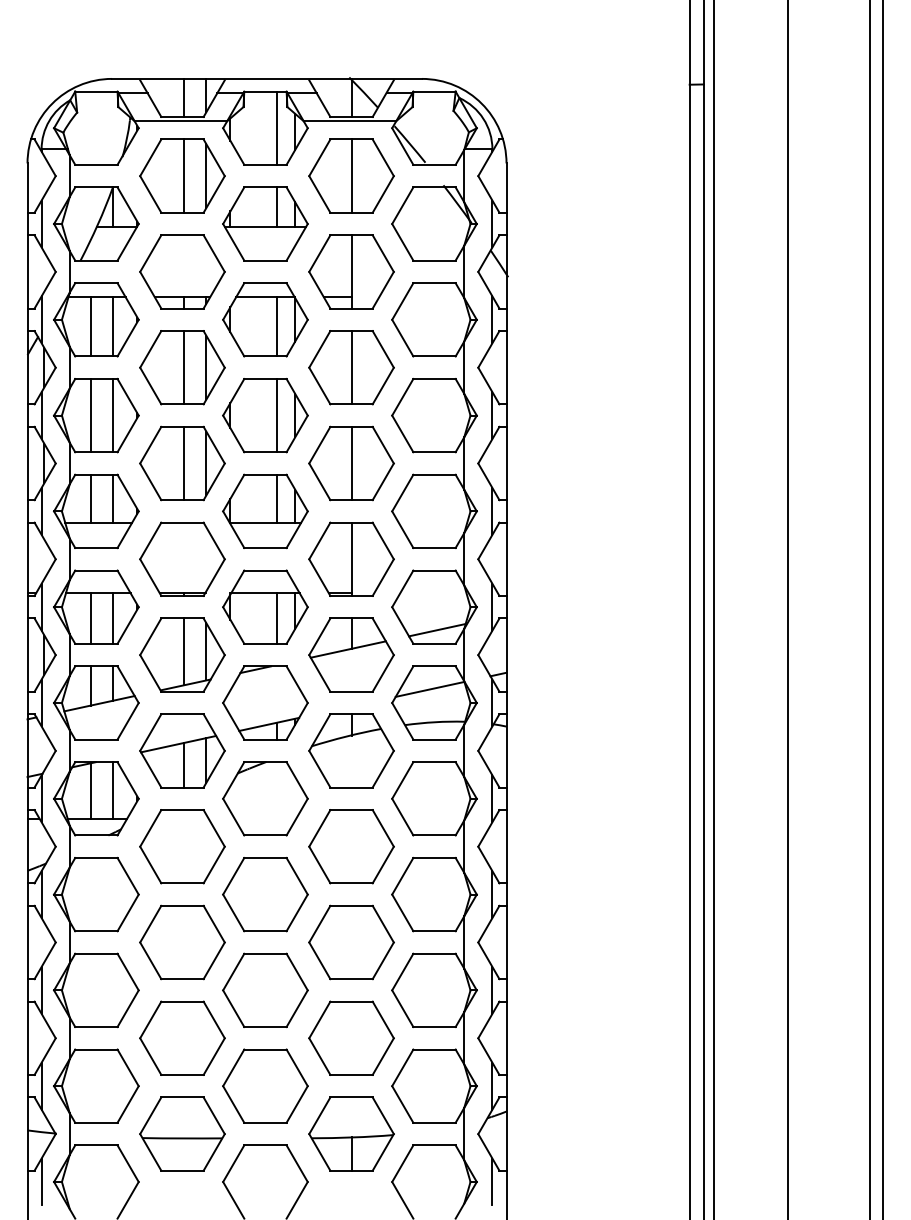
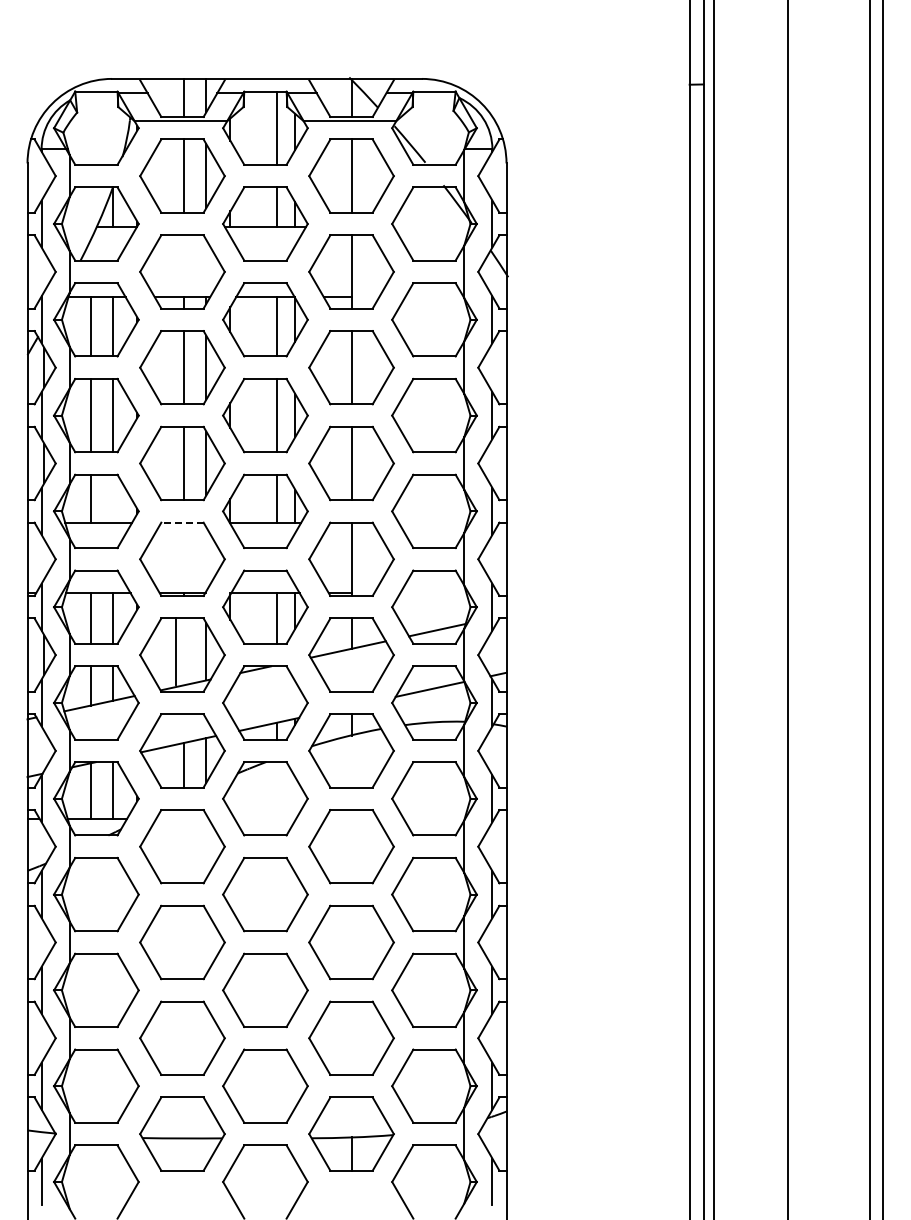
line: present -> none (113, 498)
line: solid -> dashed (182, 522)
line position: (183, 651) -> (175, 651) (175, 651)
